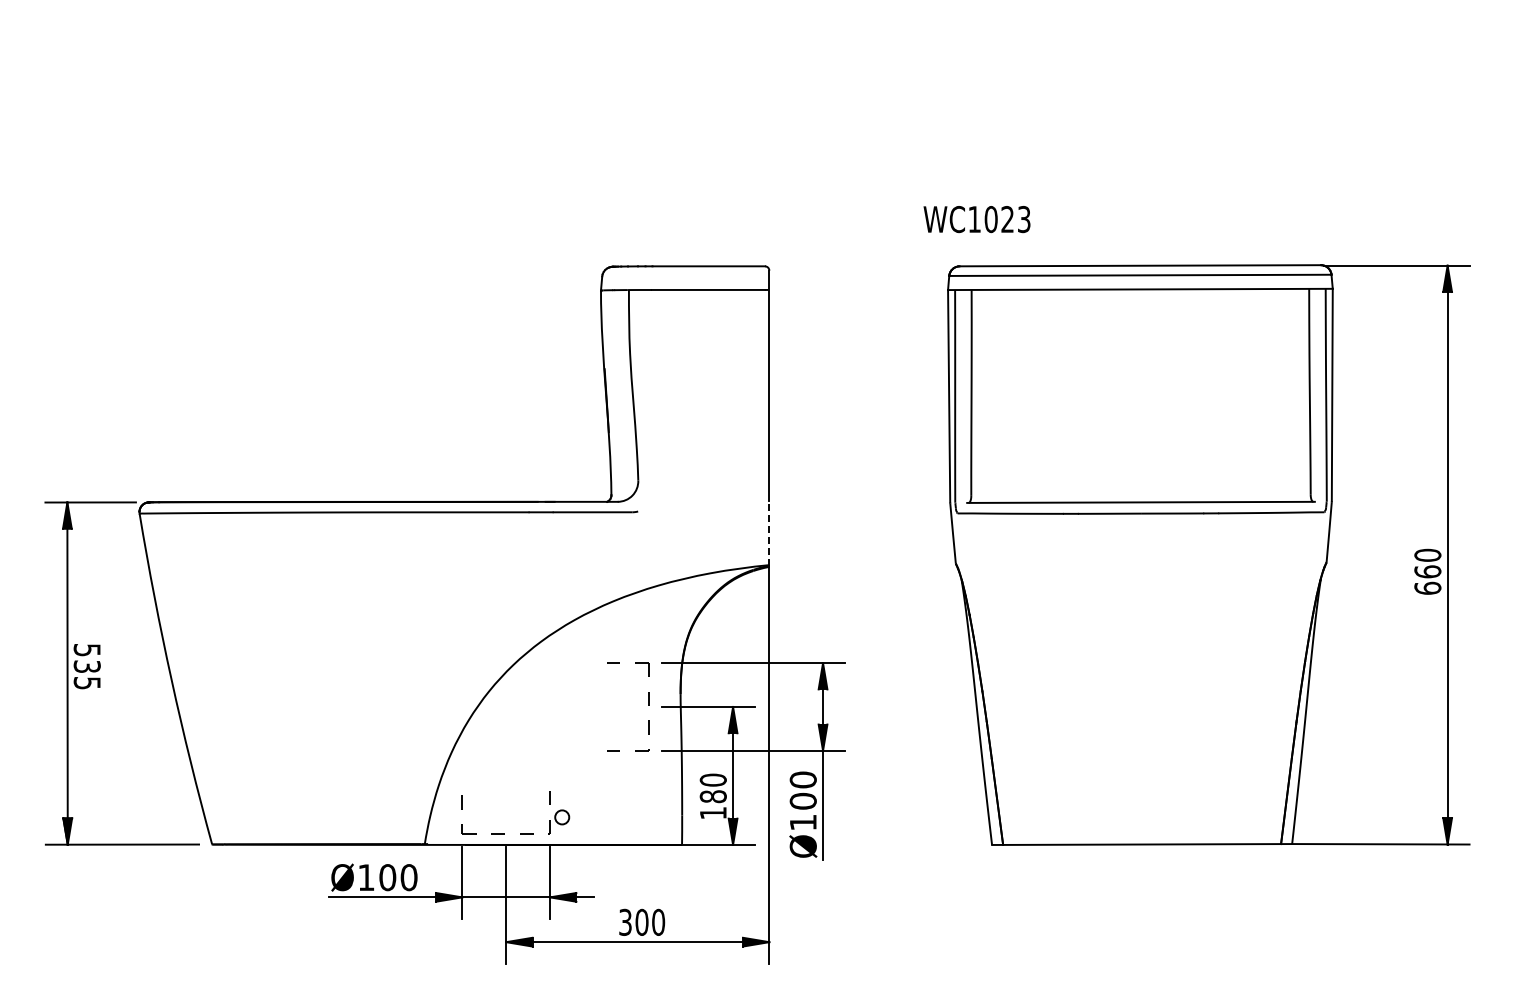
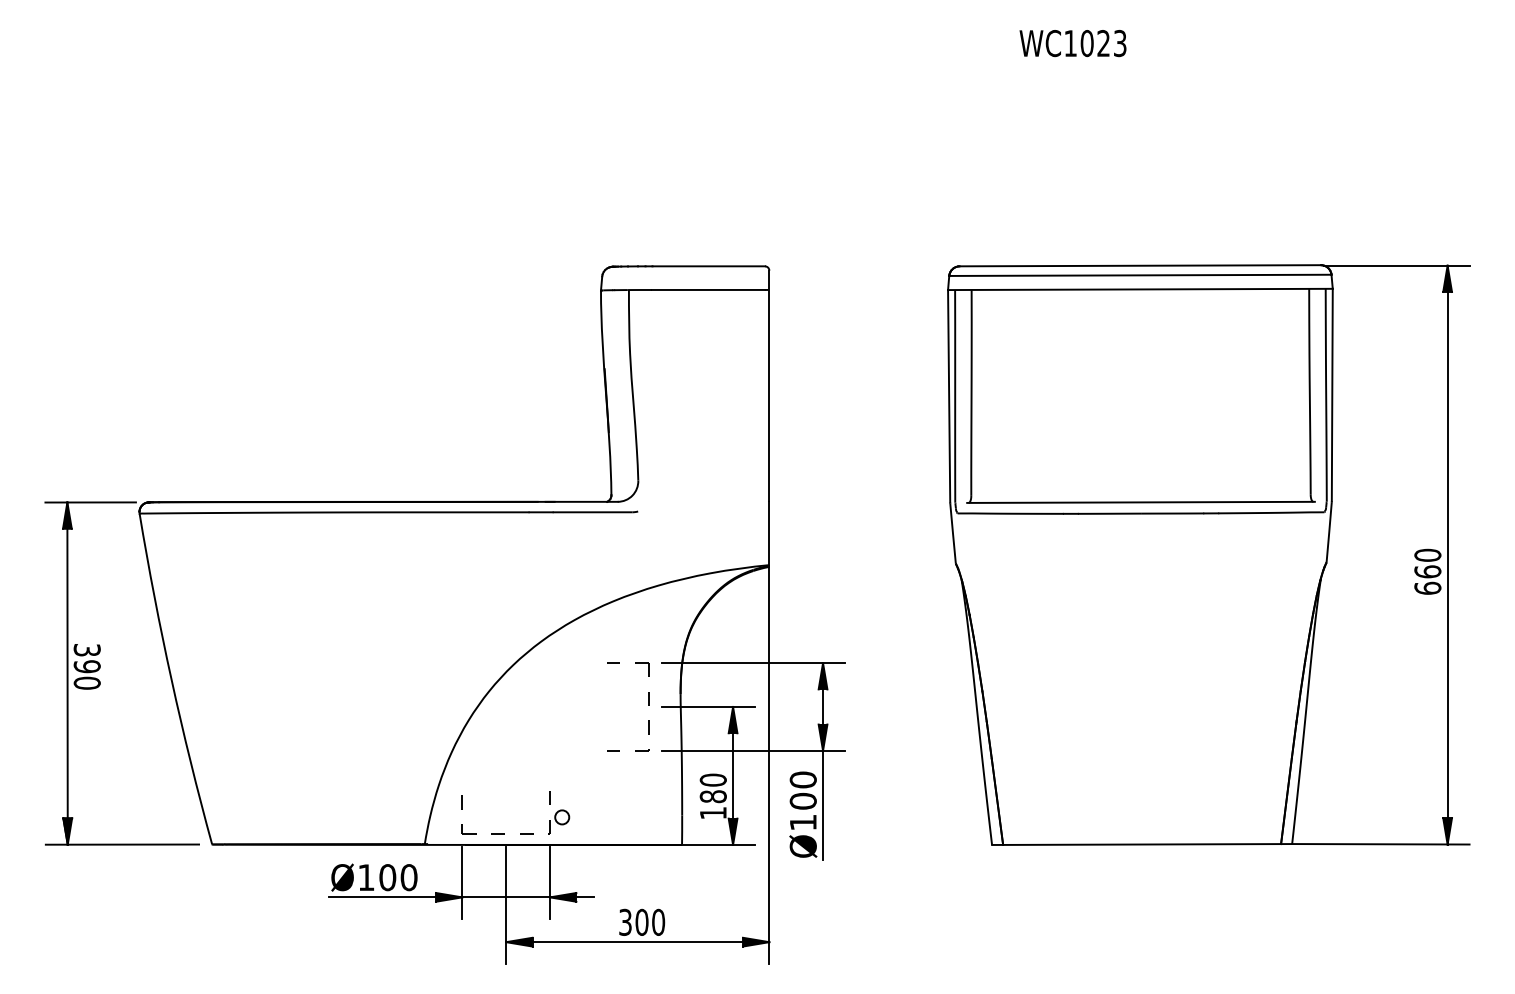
text position: (976, 219) -> (1072, 43) (1072, 43)
line: dashed -> solid (769, 533)
text: 535 -> 390 (86, 666)
